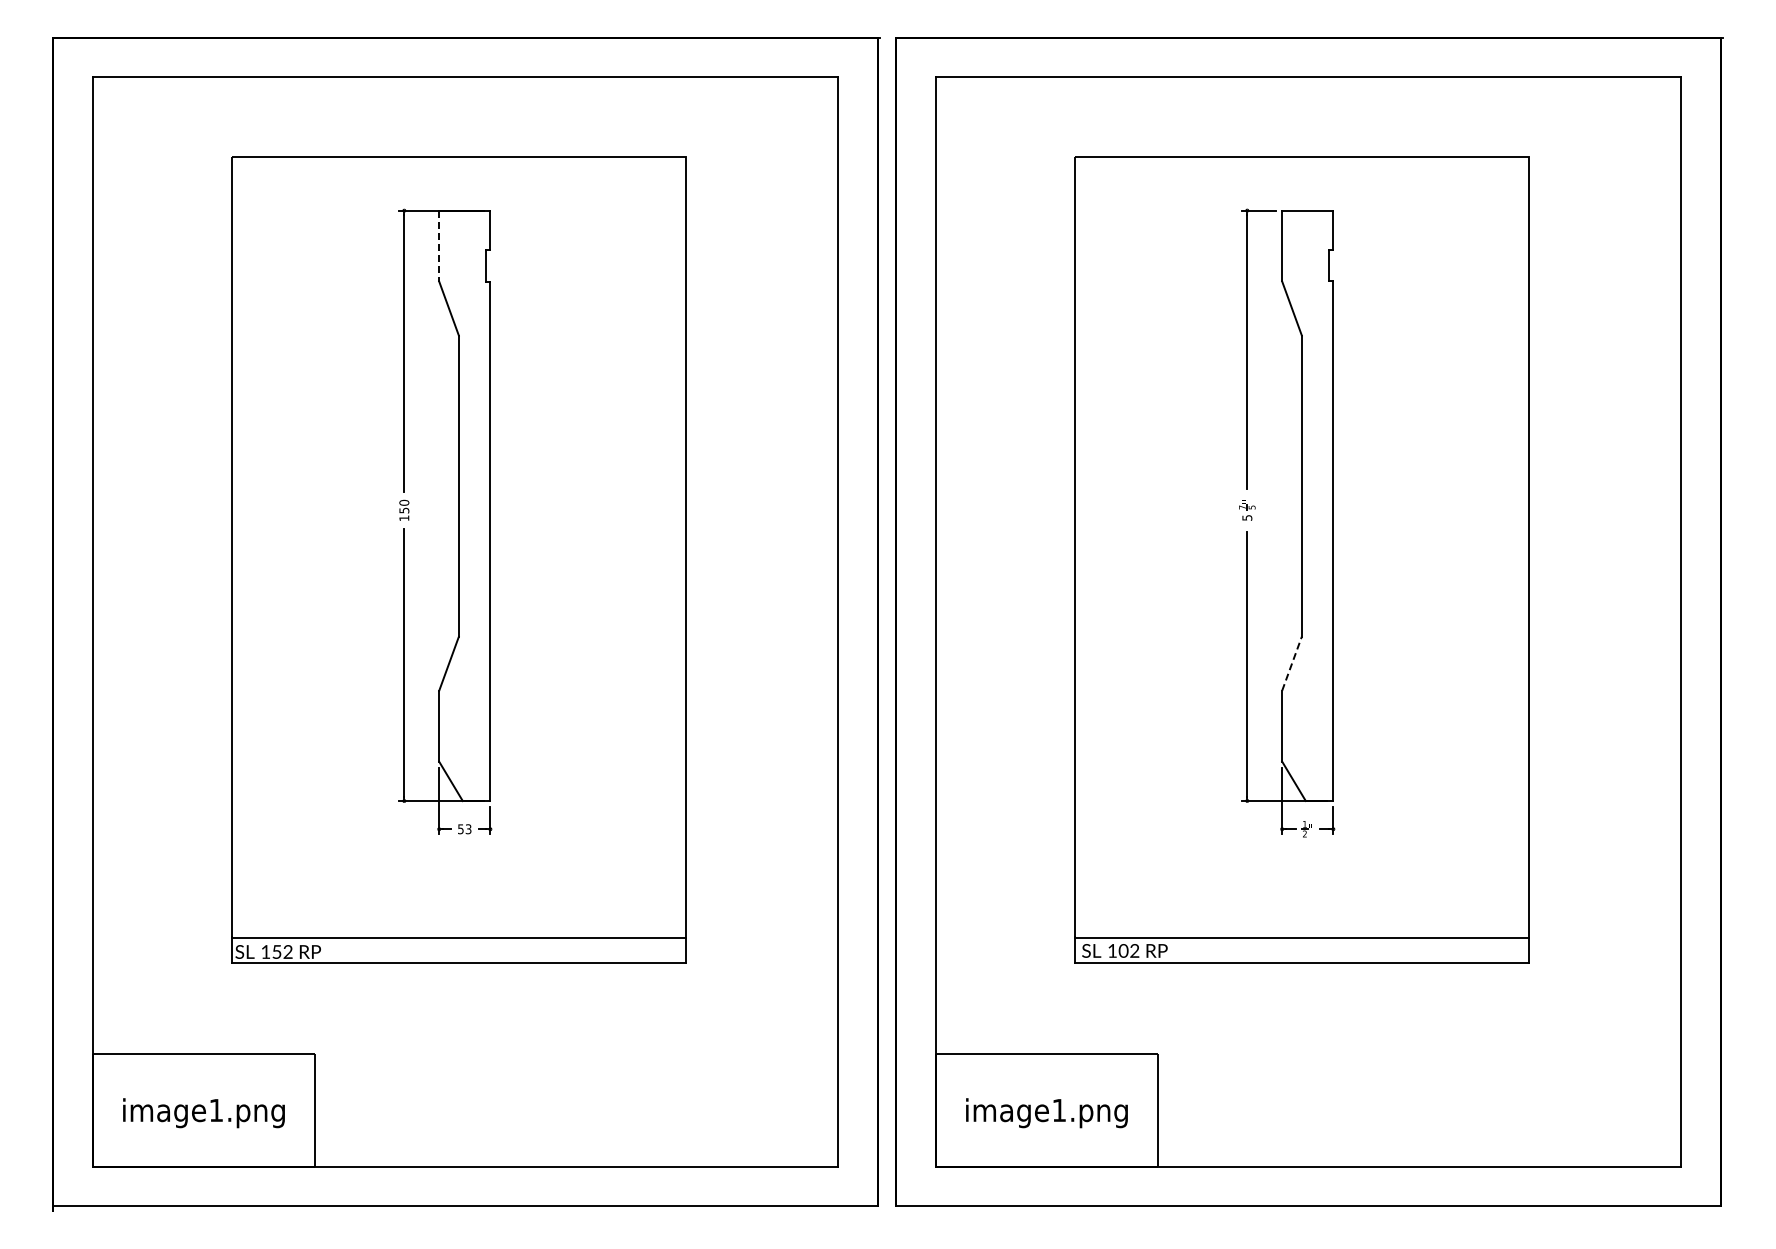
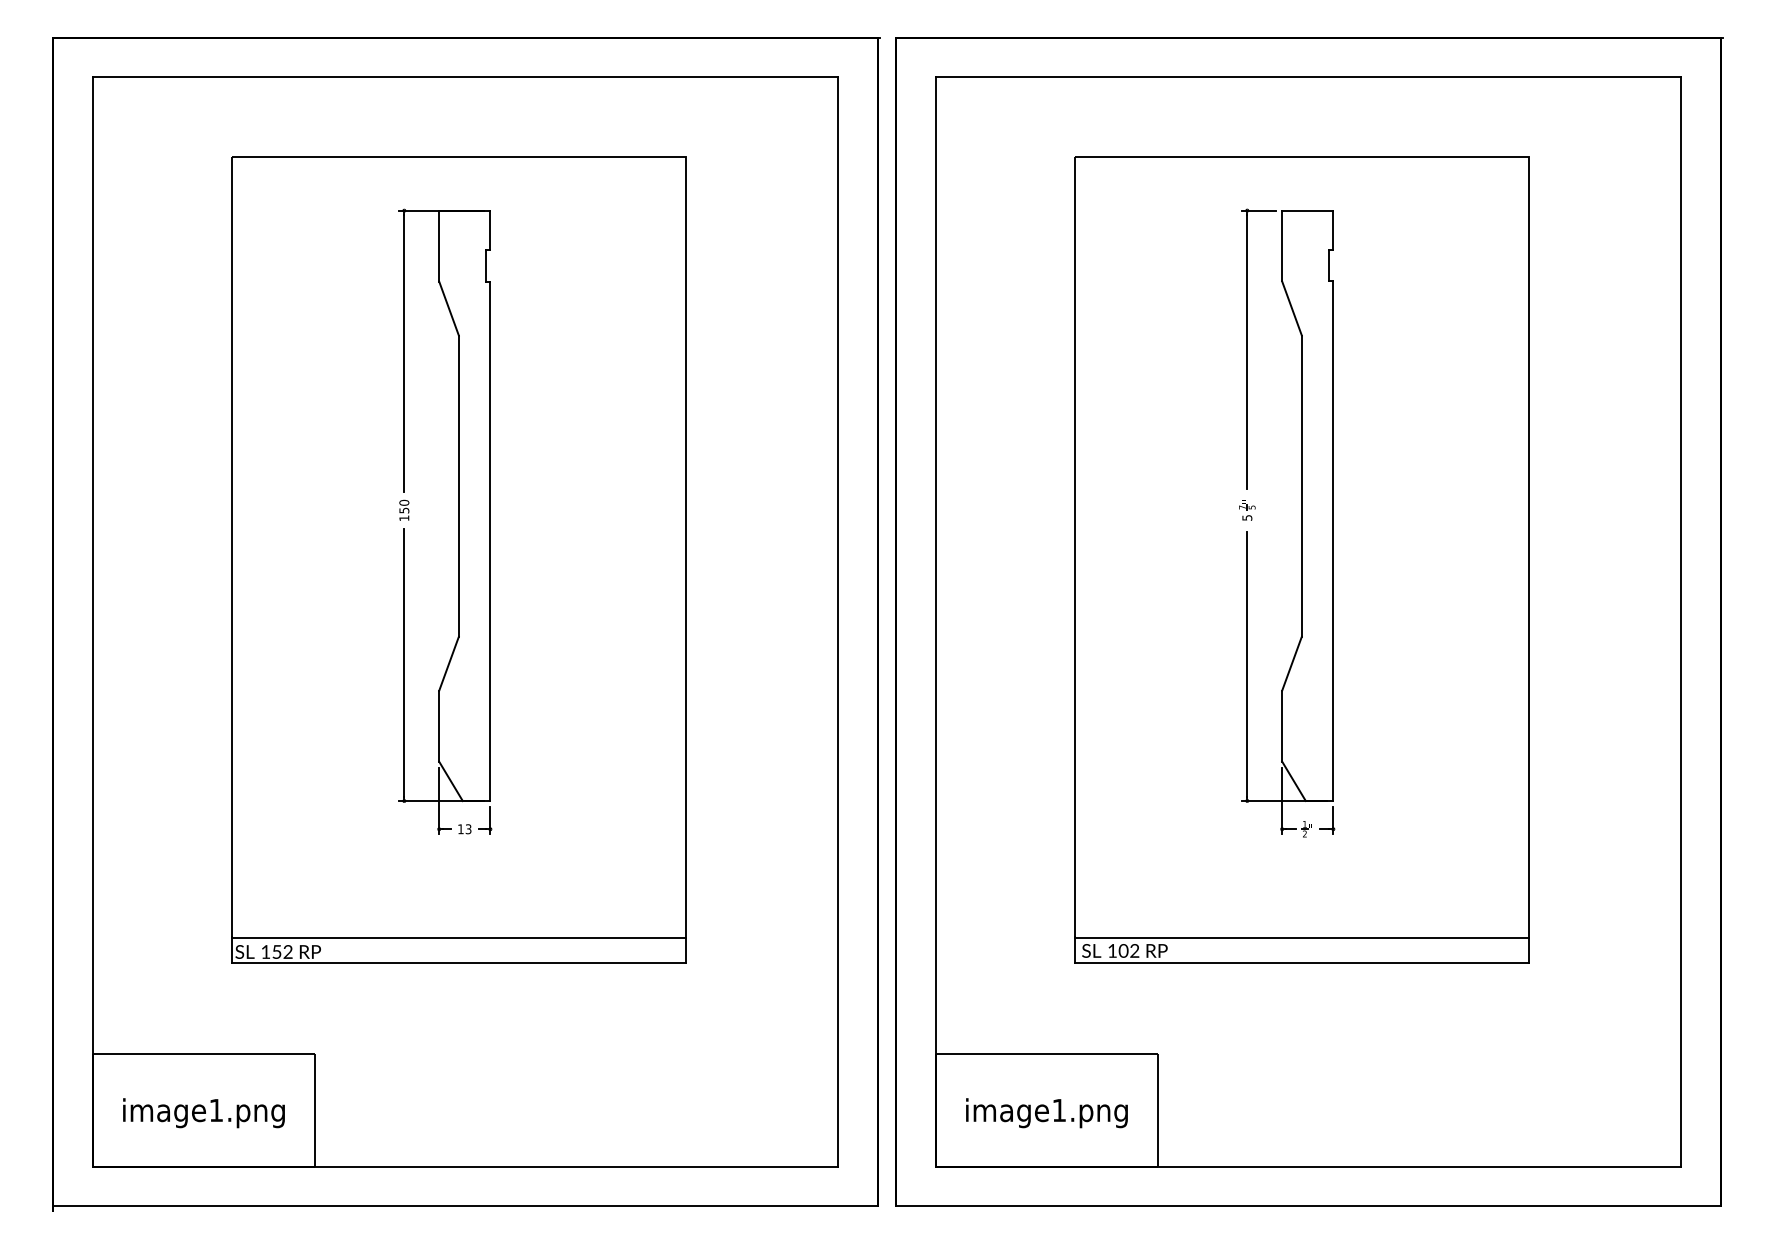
line: dashed -> solid (439, 246)
line: dashed -> solid (1292, 663)
text: 53 -> 13 (460, 829)
